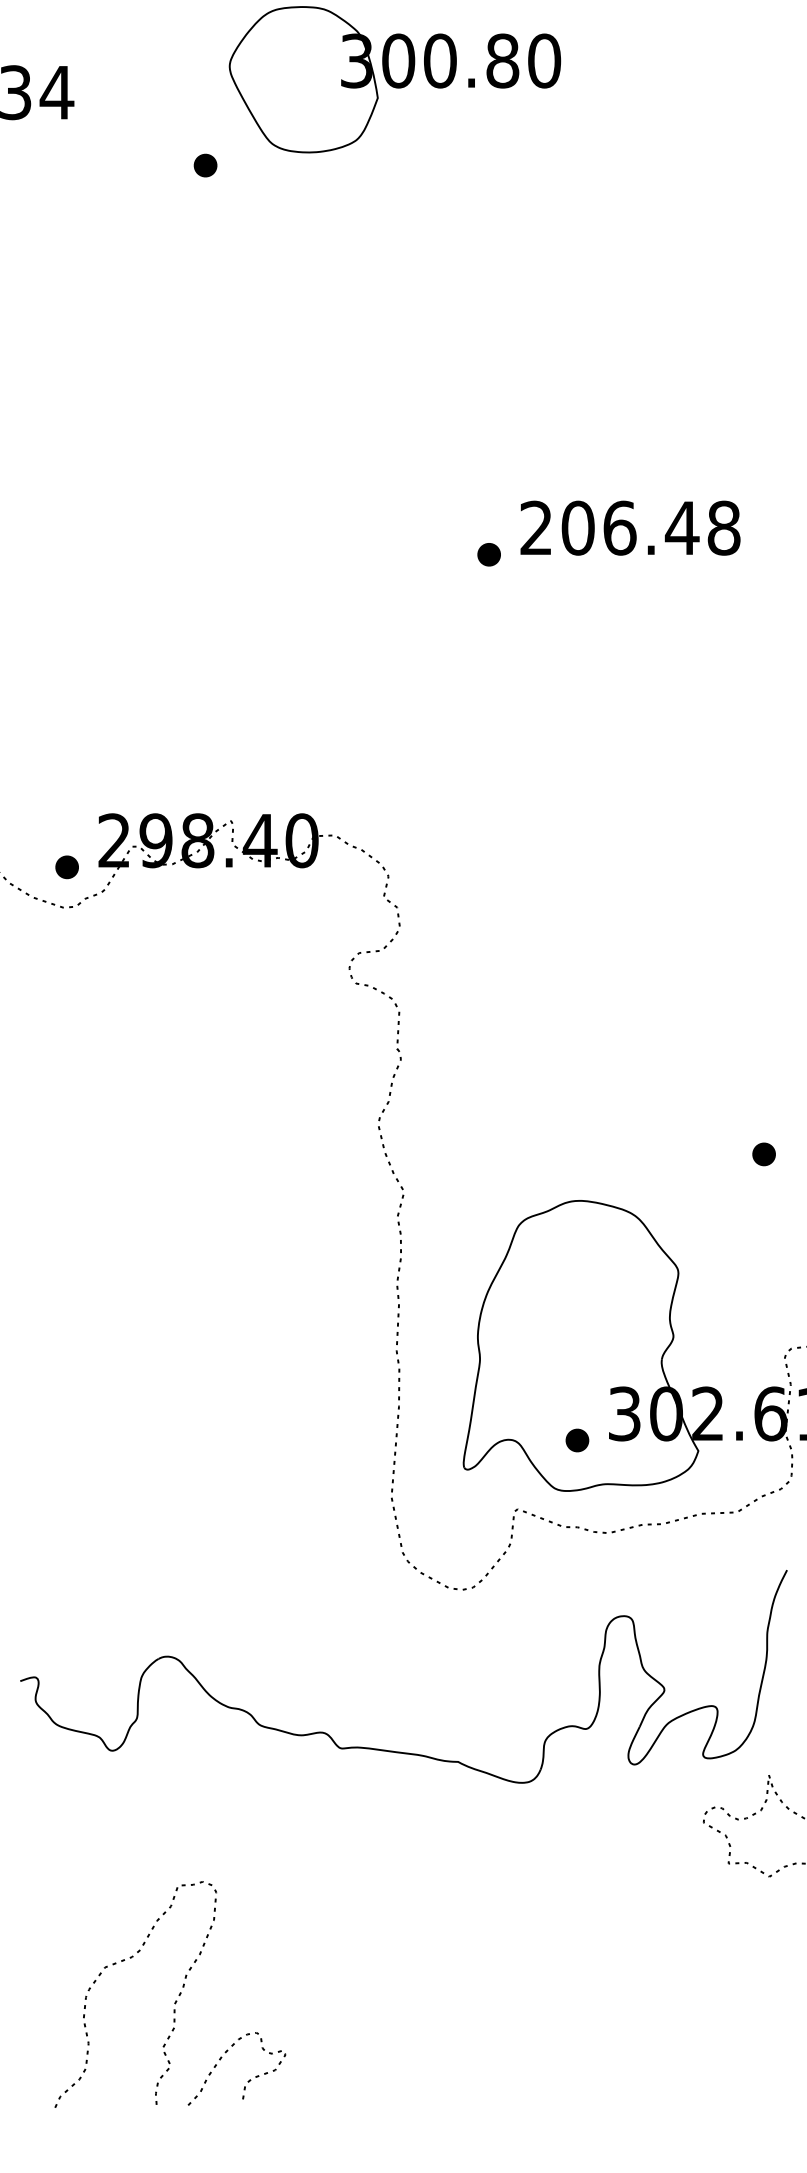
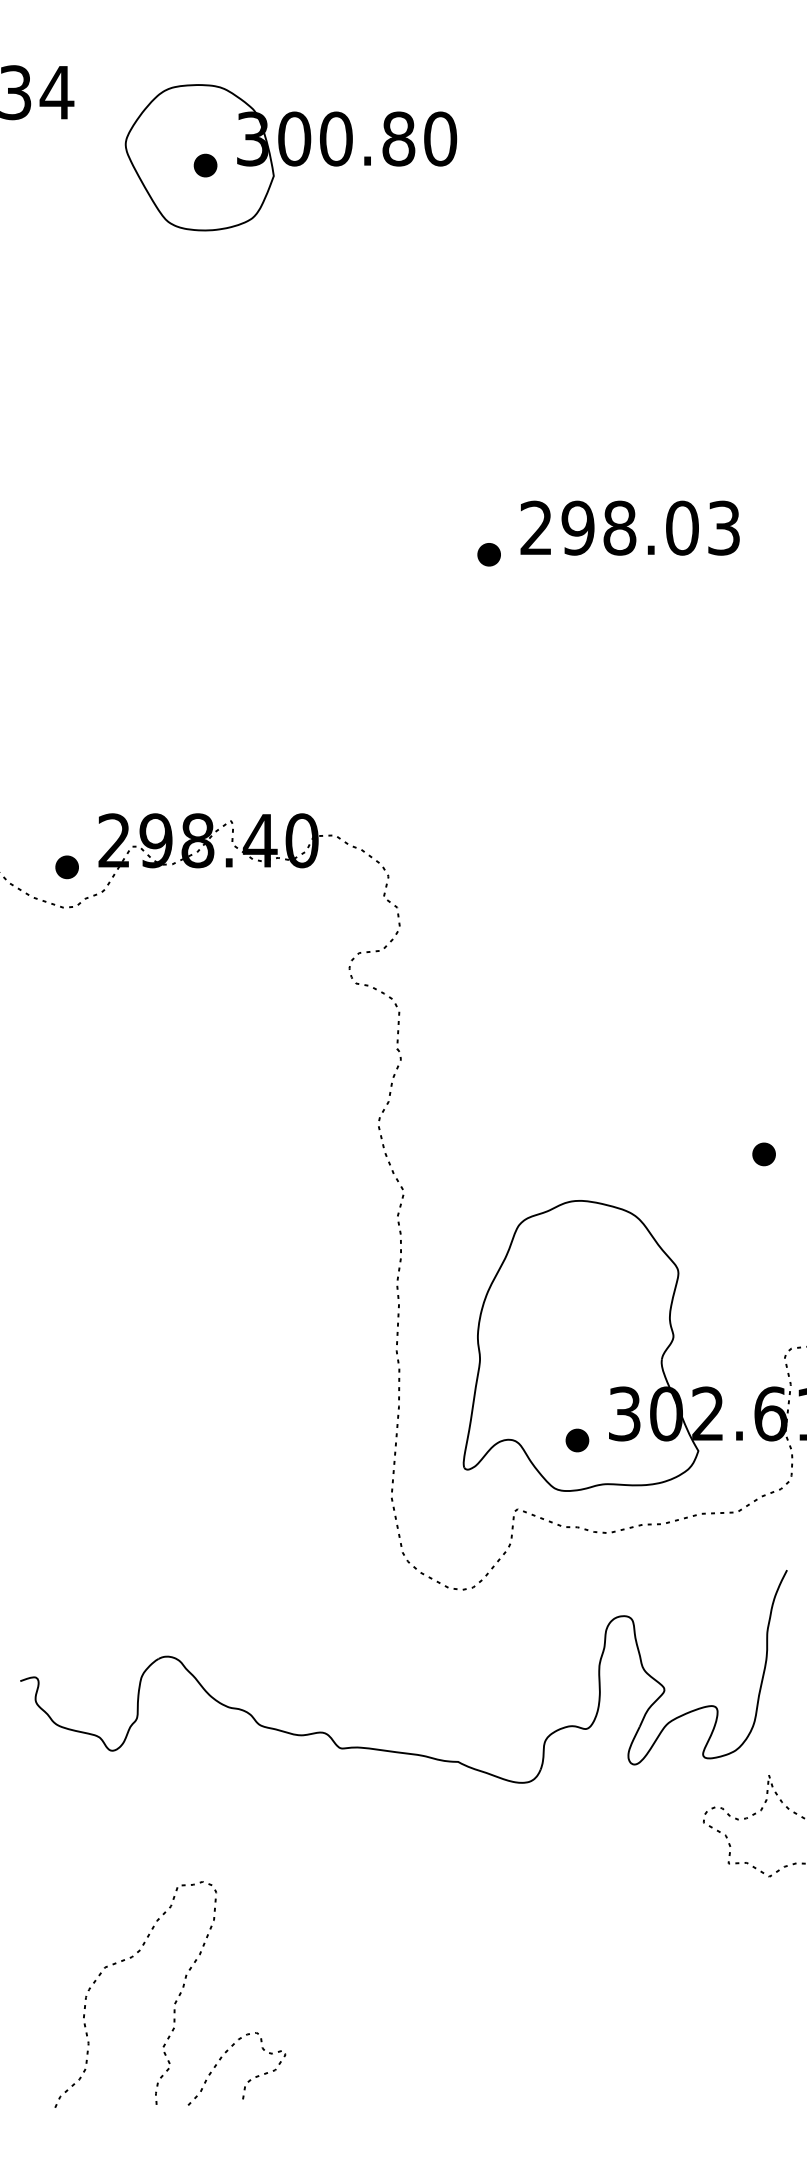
part position: (394, 79) -> (290, 157) (290, 157)
text: 206.48 -> 298.03 (650, 527)
